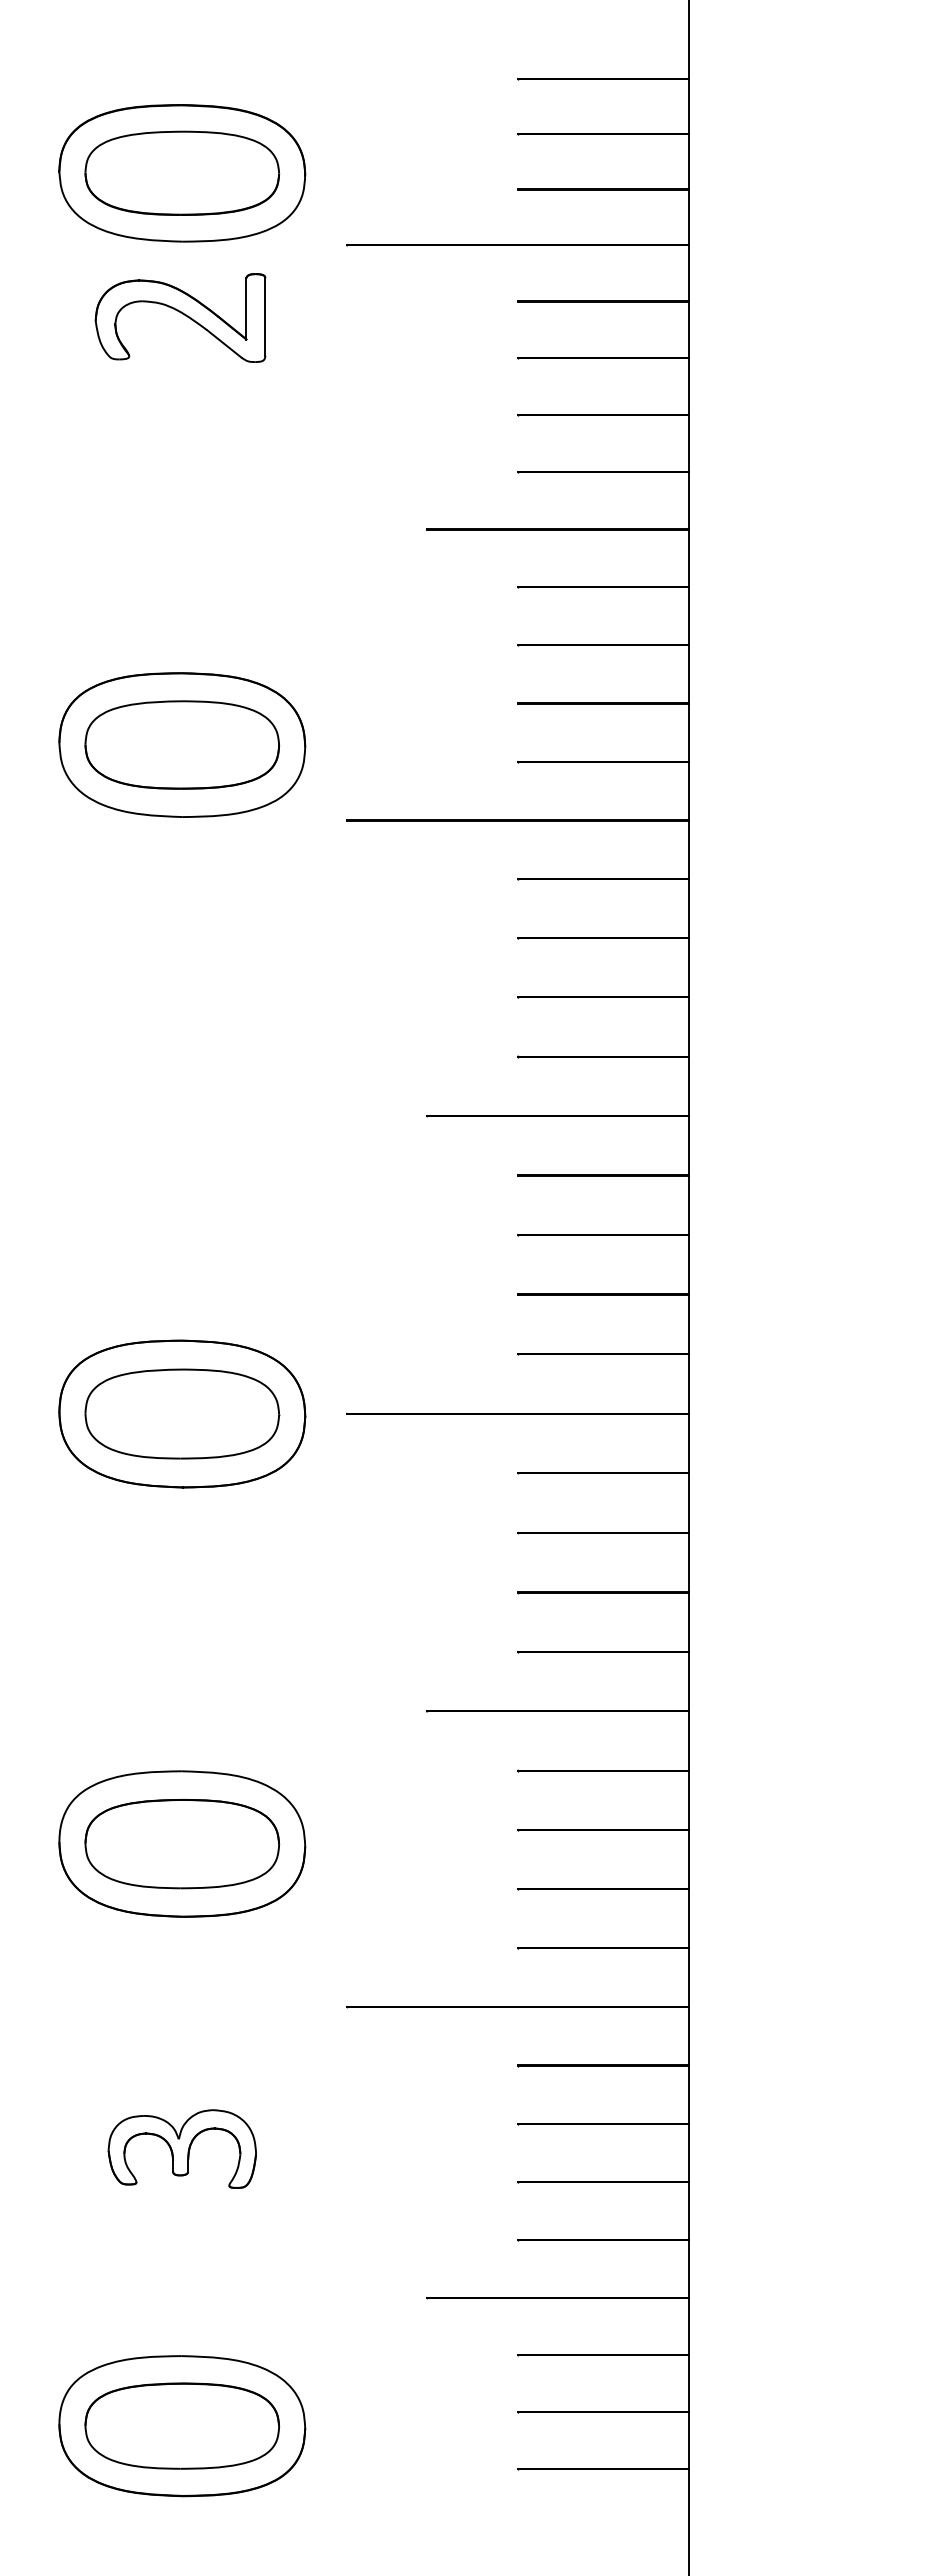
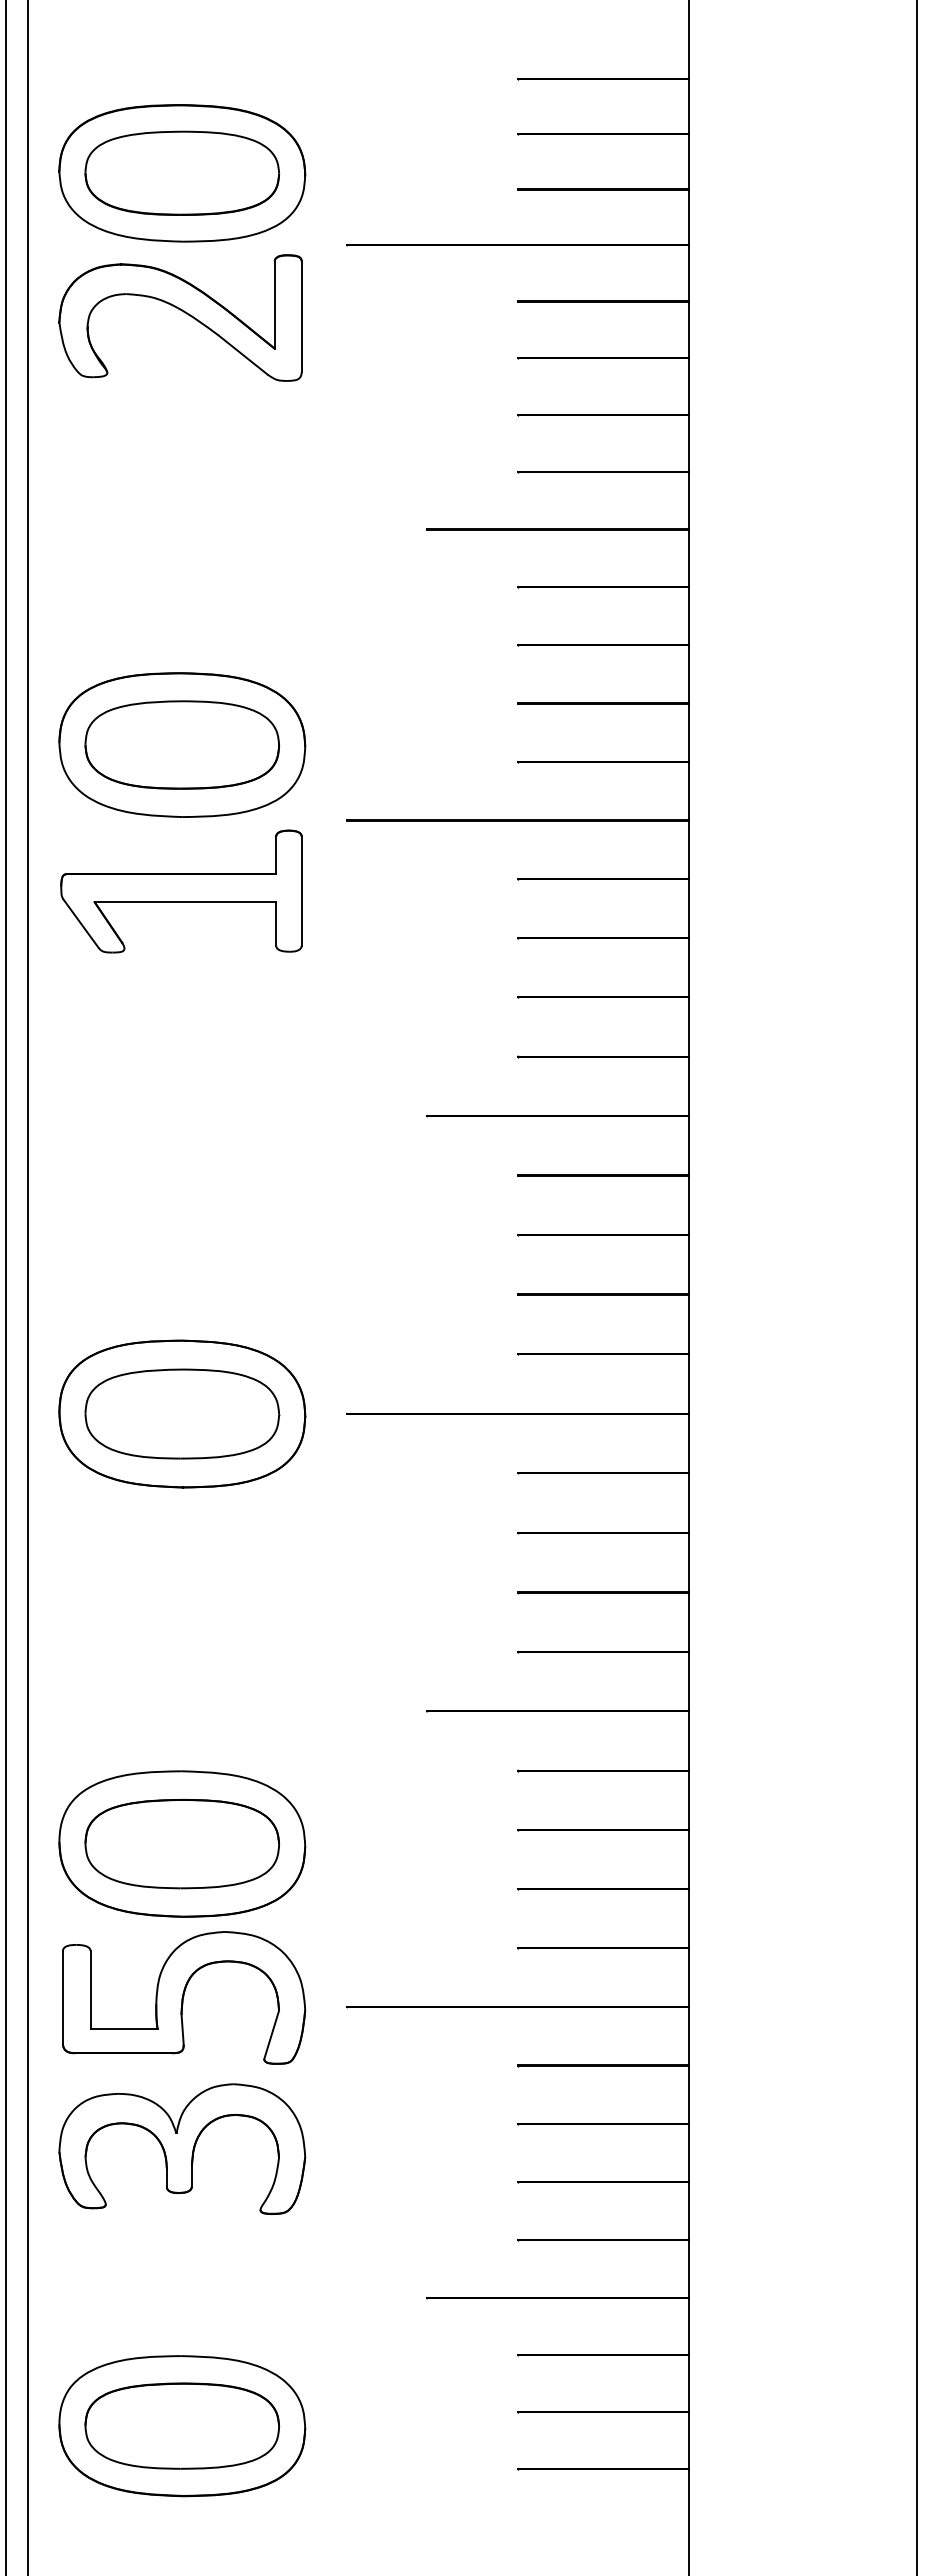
part size: 173x90 px -> 245x128 px (180, 317)
part: none -> present (181, 891)
line: none -> present (5, 1287)
line: none -> present (28, 1287)
line: none -> present (916, 1287)
part: none -> present (184, 1997)
part size: 150x80 px -> 249x132 px (182, 2148)
